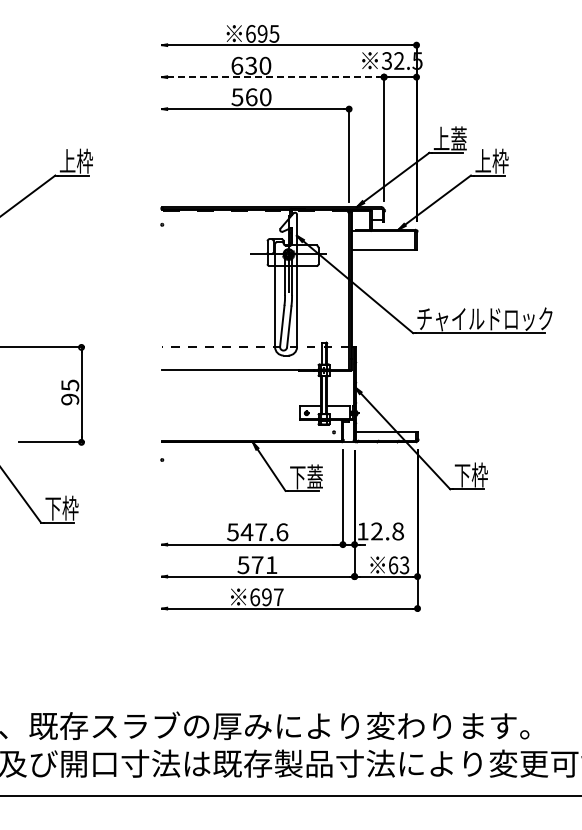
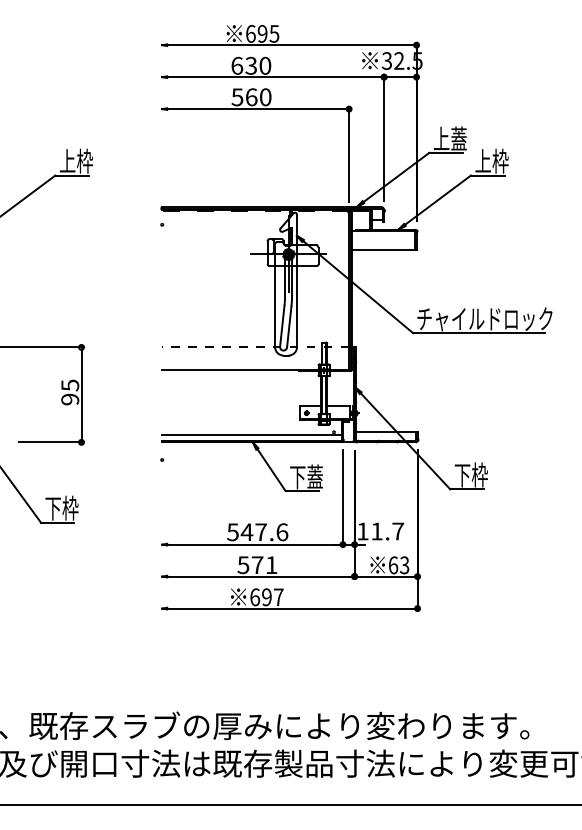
line: dashed -> solid (273, 77)
line: none -> present (251, 435)
text: 12.8 -> 11.7 (387, 531)
line position: (290, 796) -> (290, 805) (290, 805)
